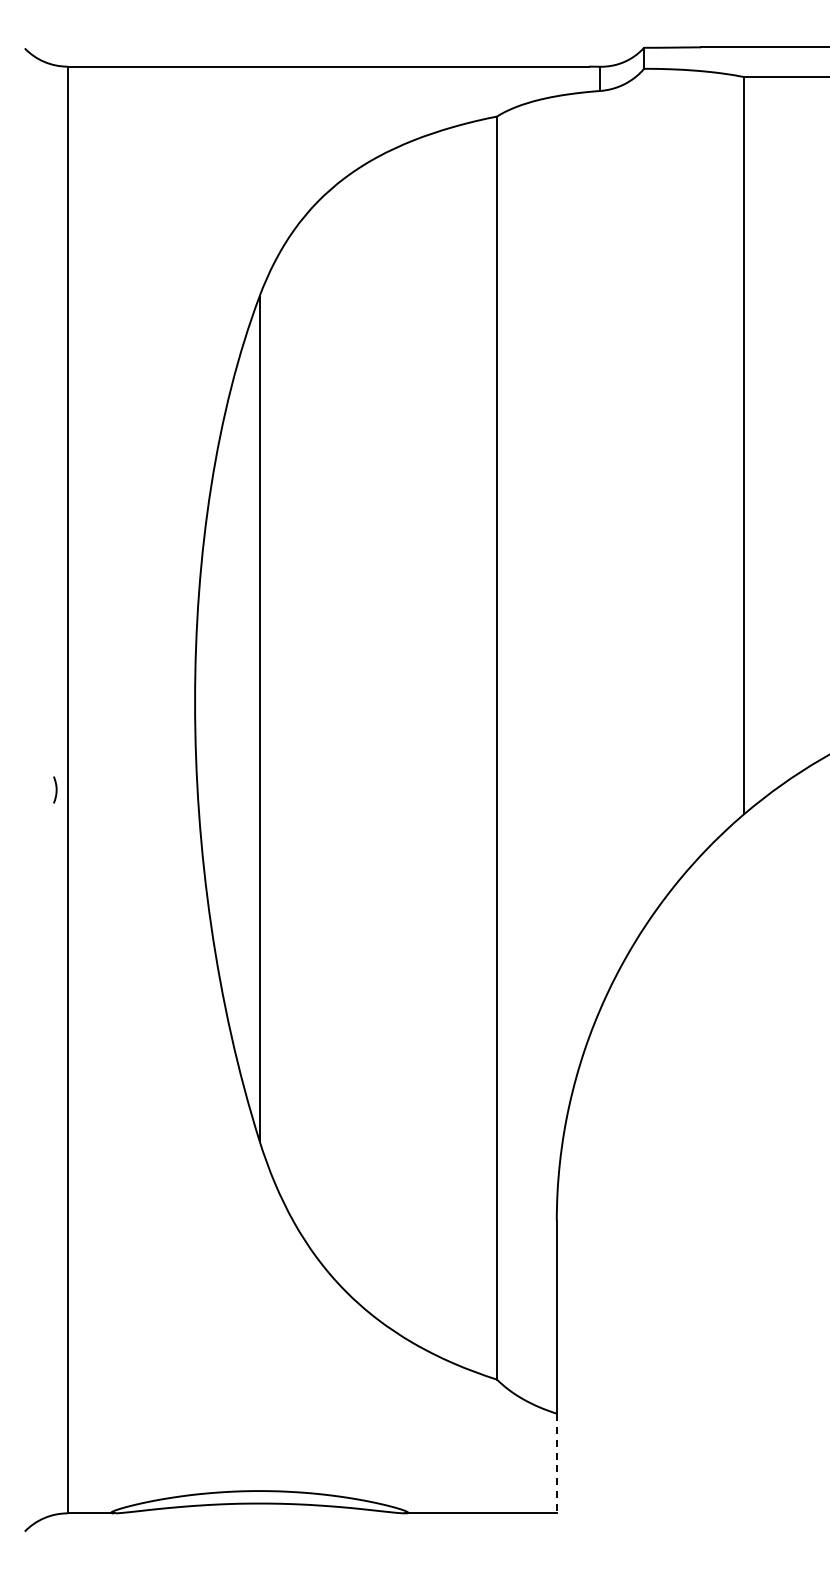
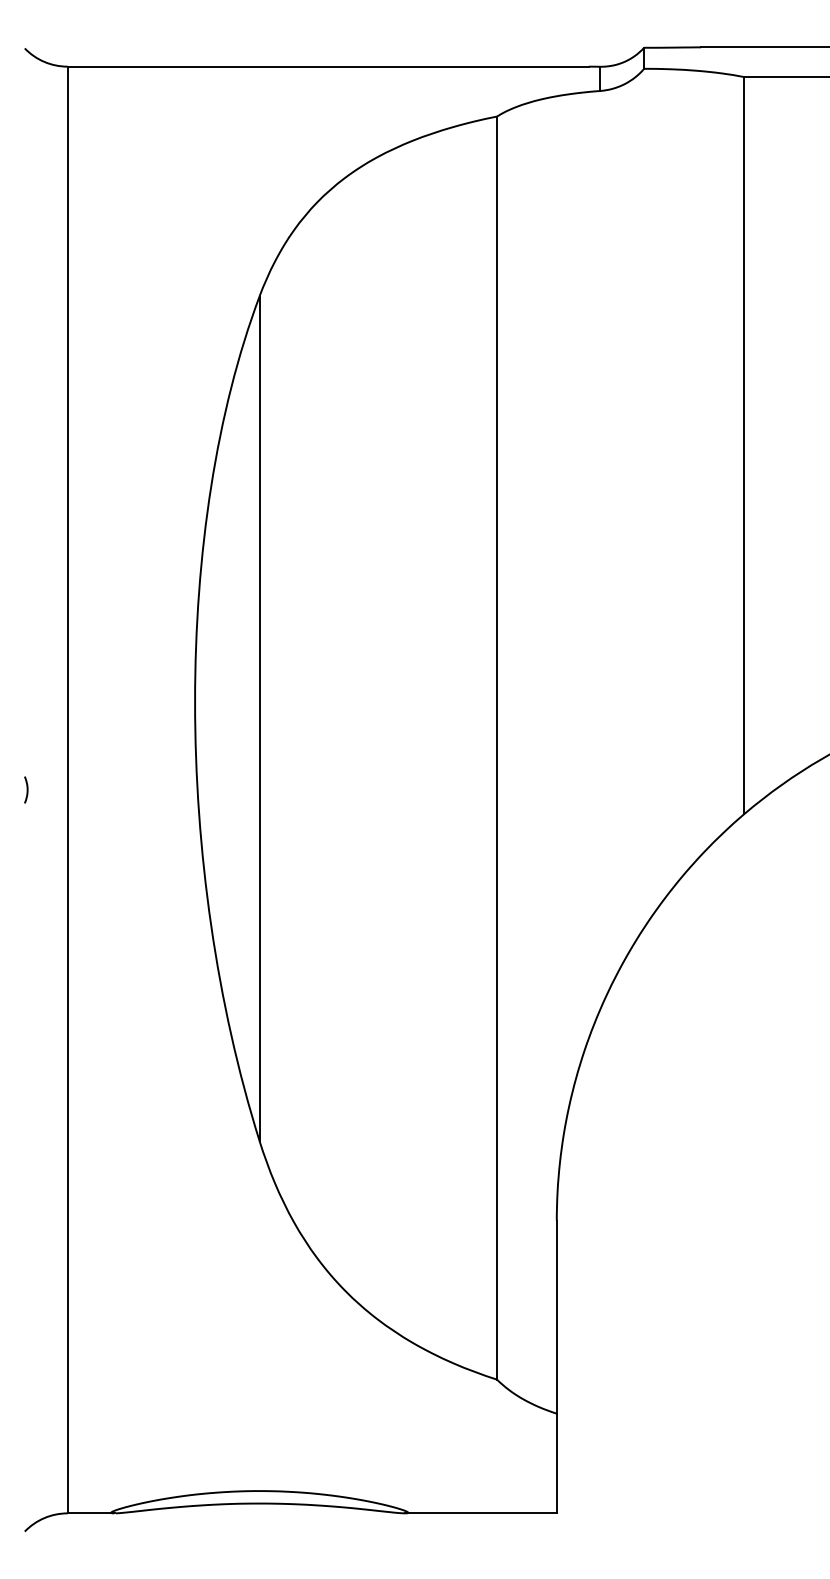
curve position: (55, 789) -> (26, 789) (26, 789)
line: dashed -> solid (556, 1463)
